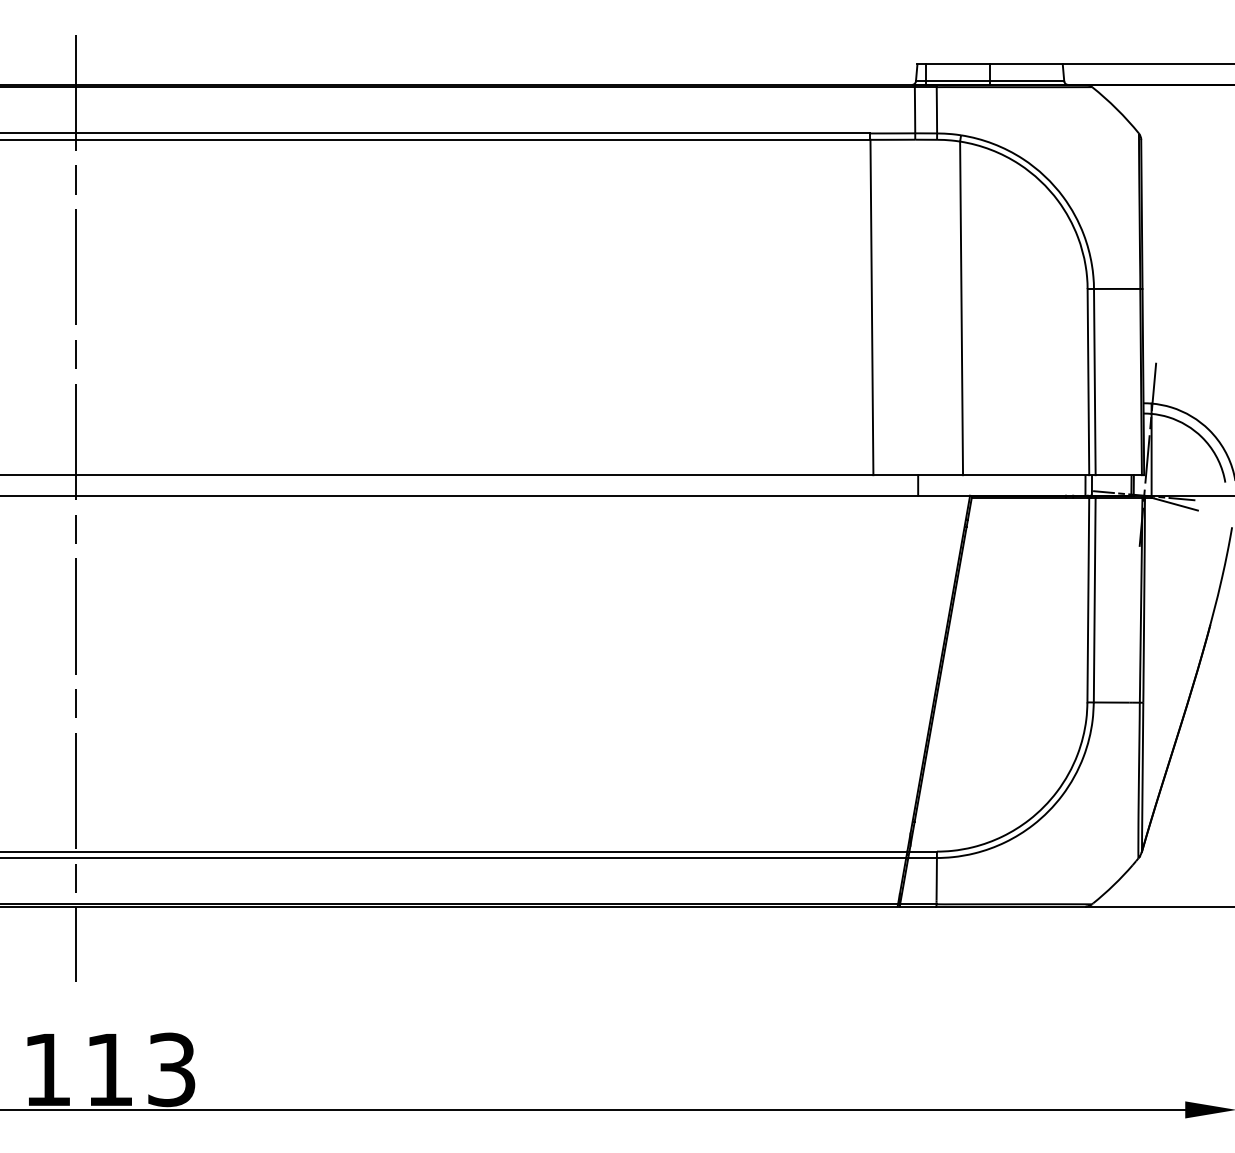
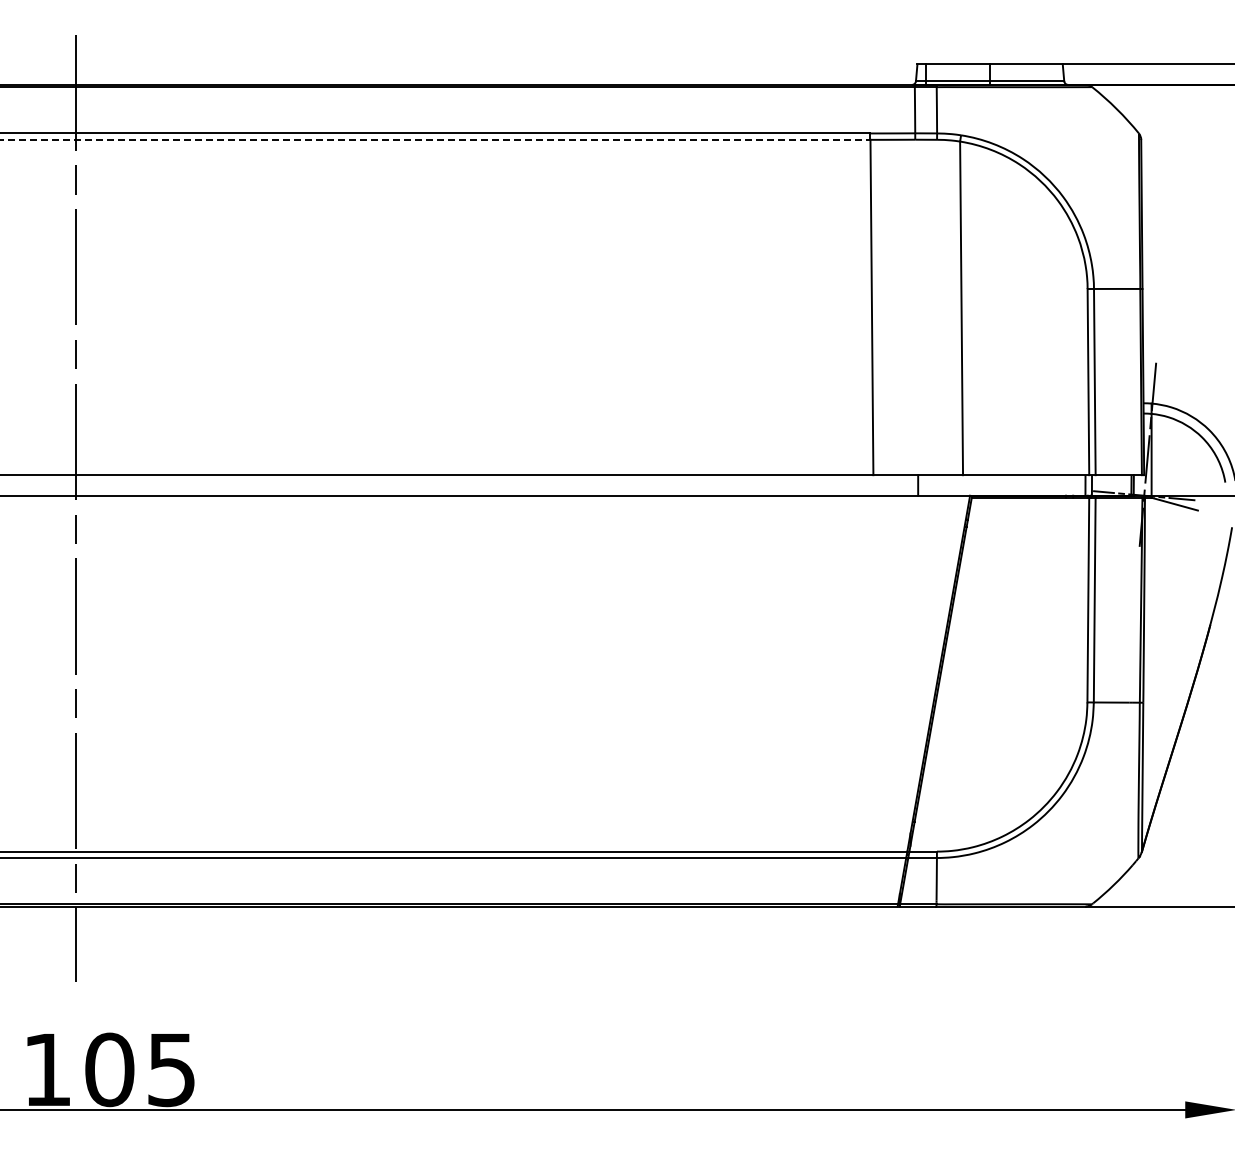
line: solid -> dashed (435, 139)
text: 113 -> 105 (140, 1069)
